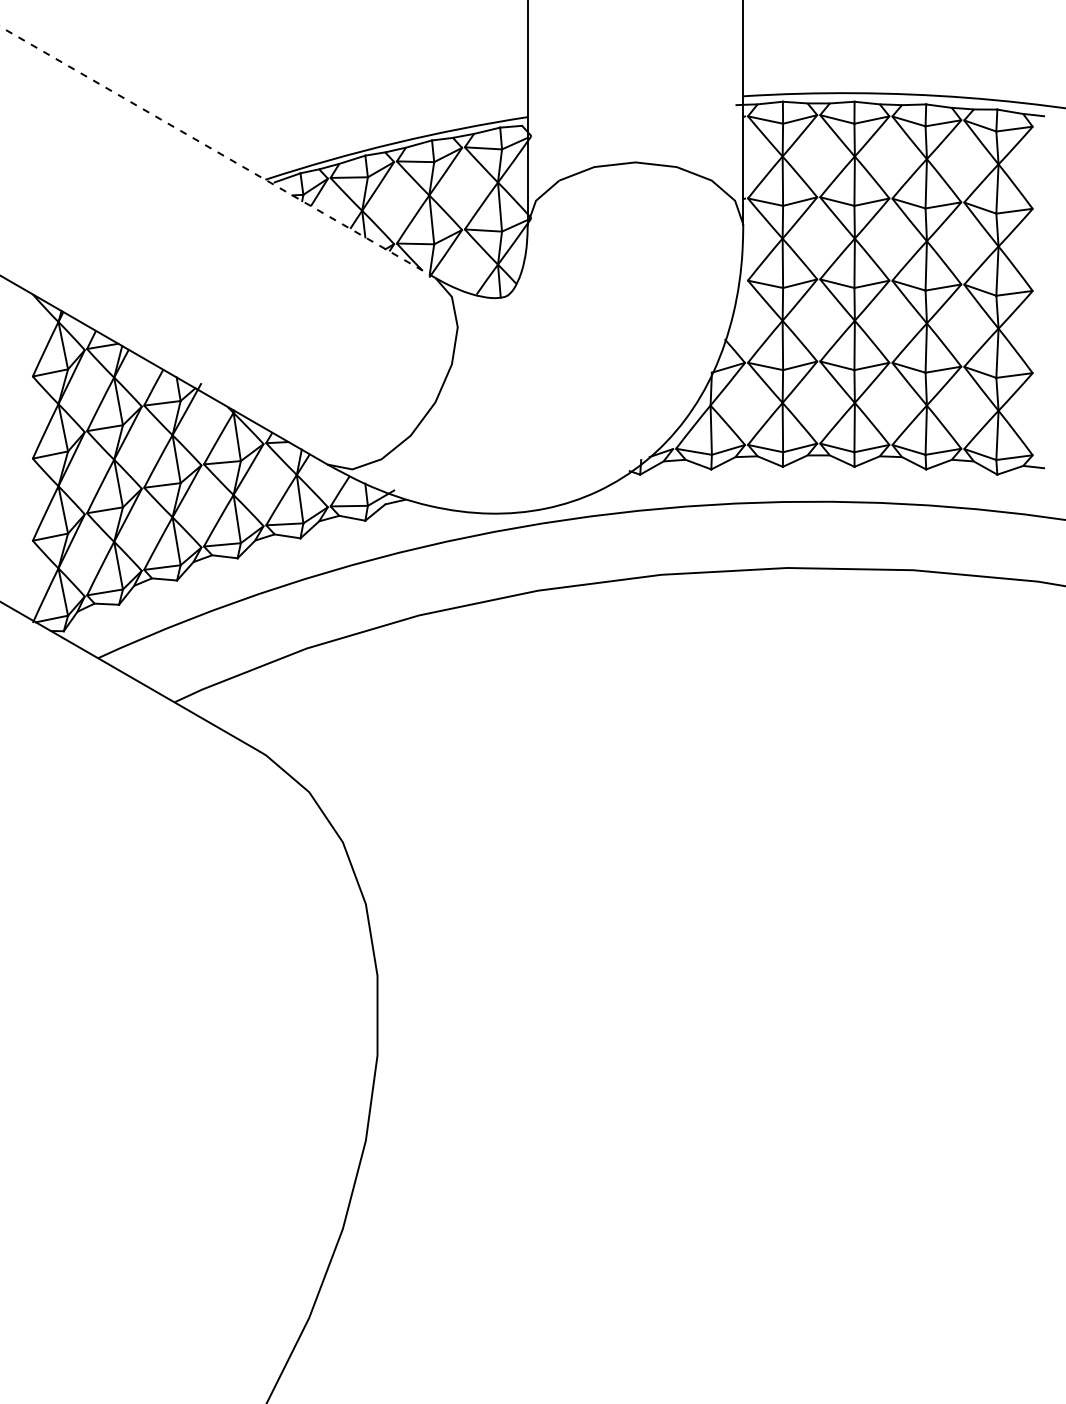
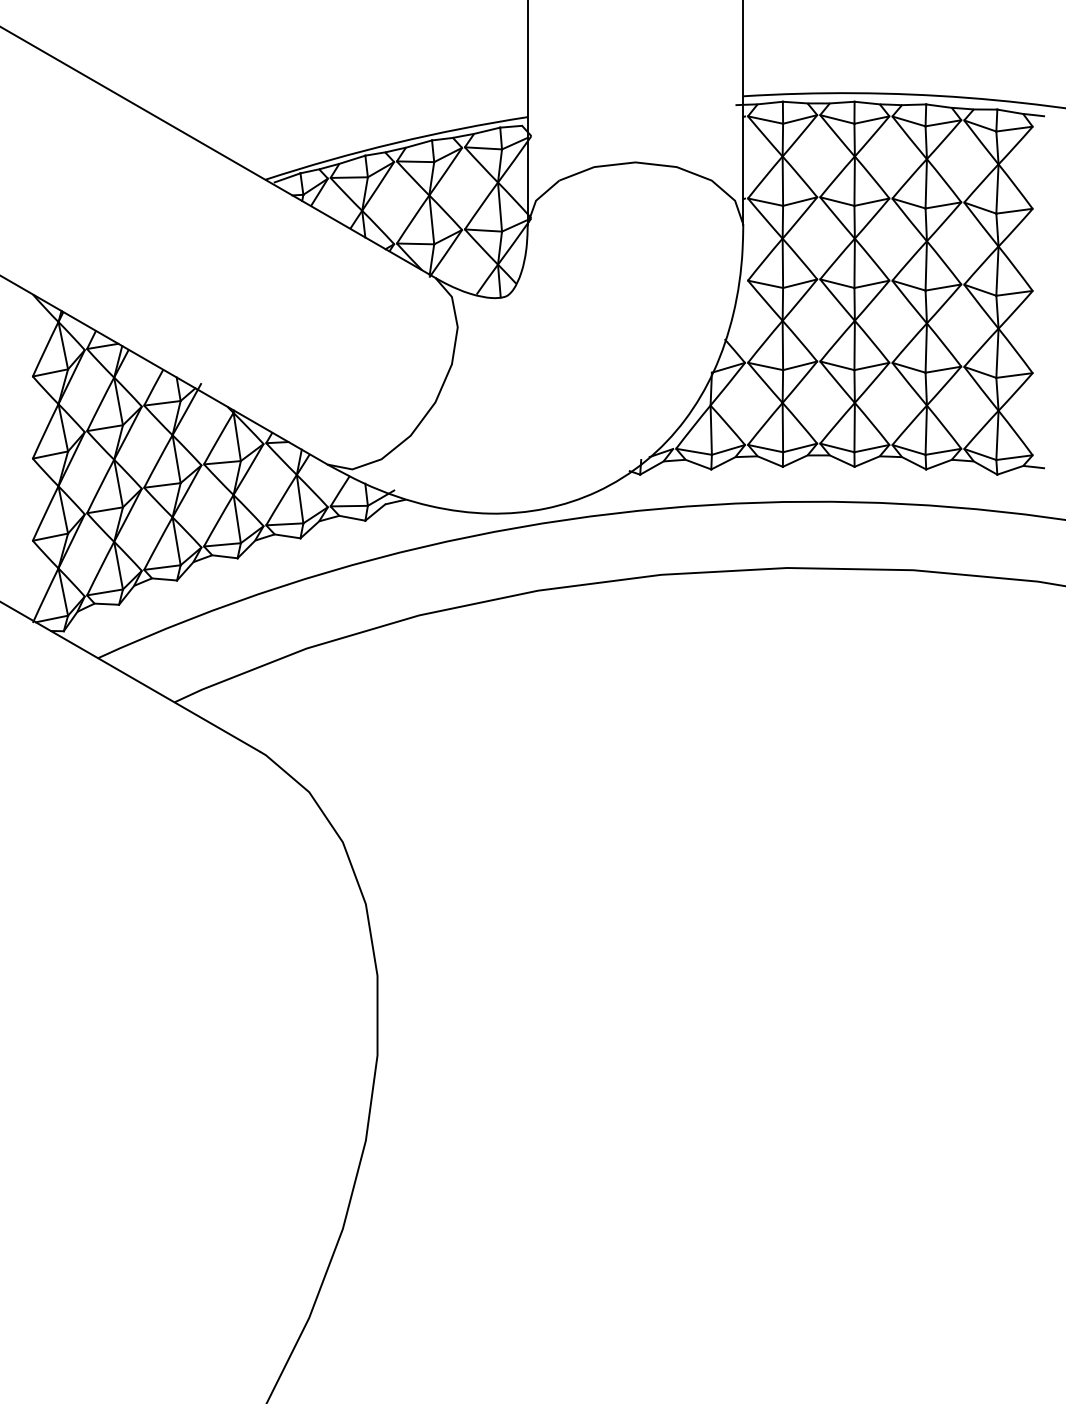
line: dashed -> solid (218, 152)
